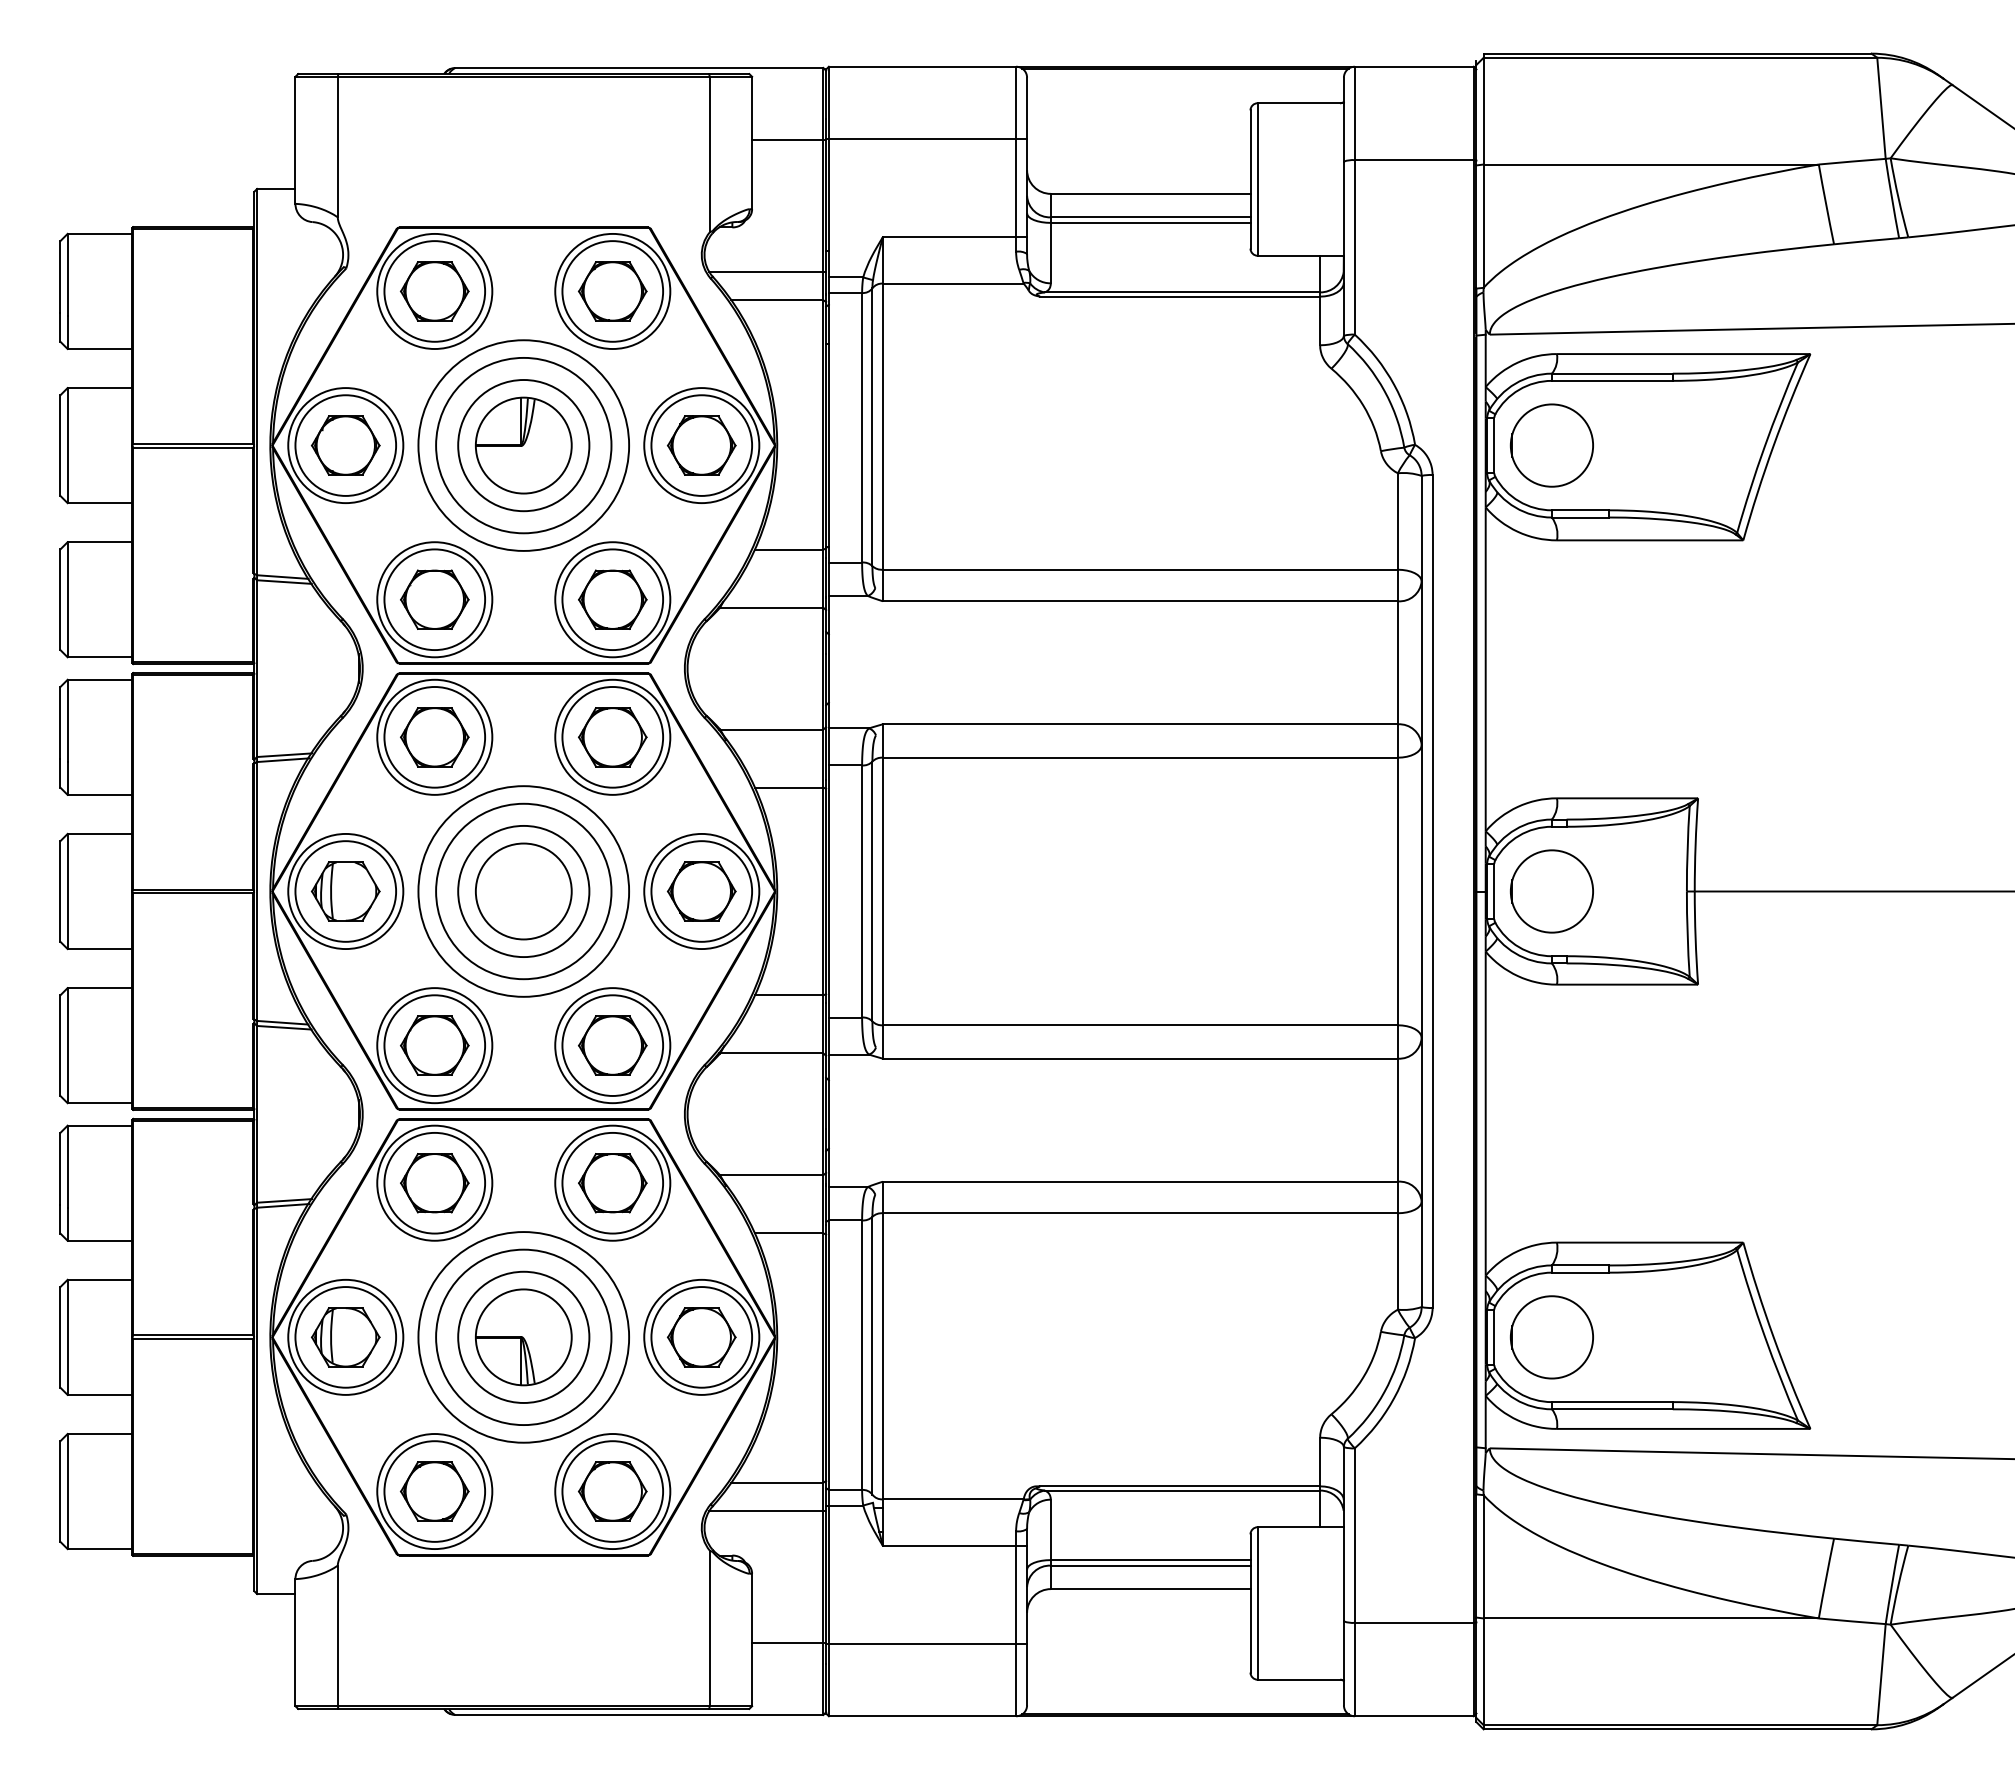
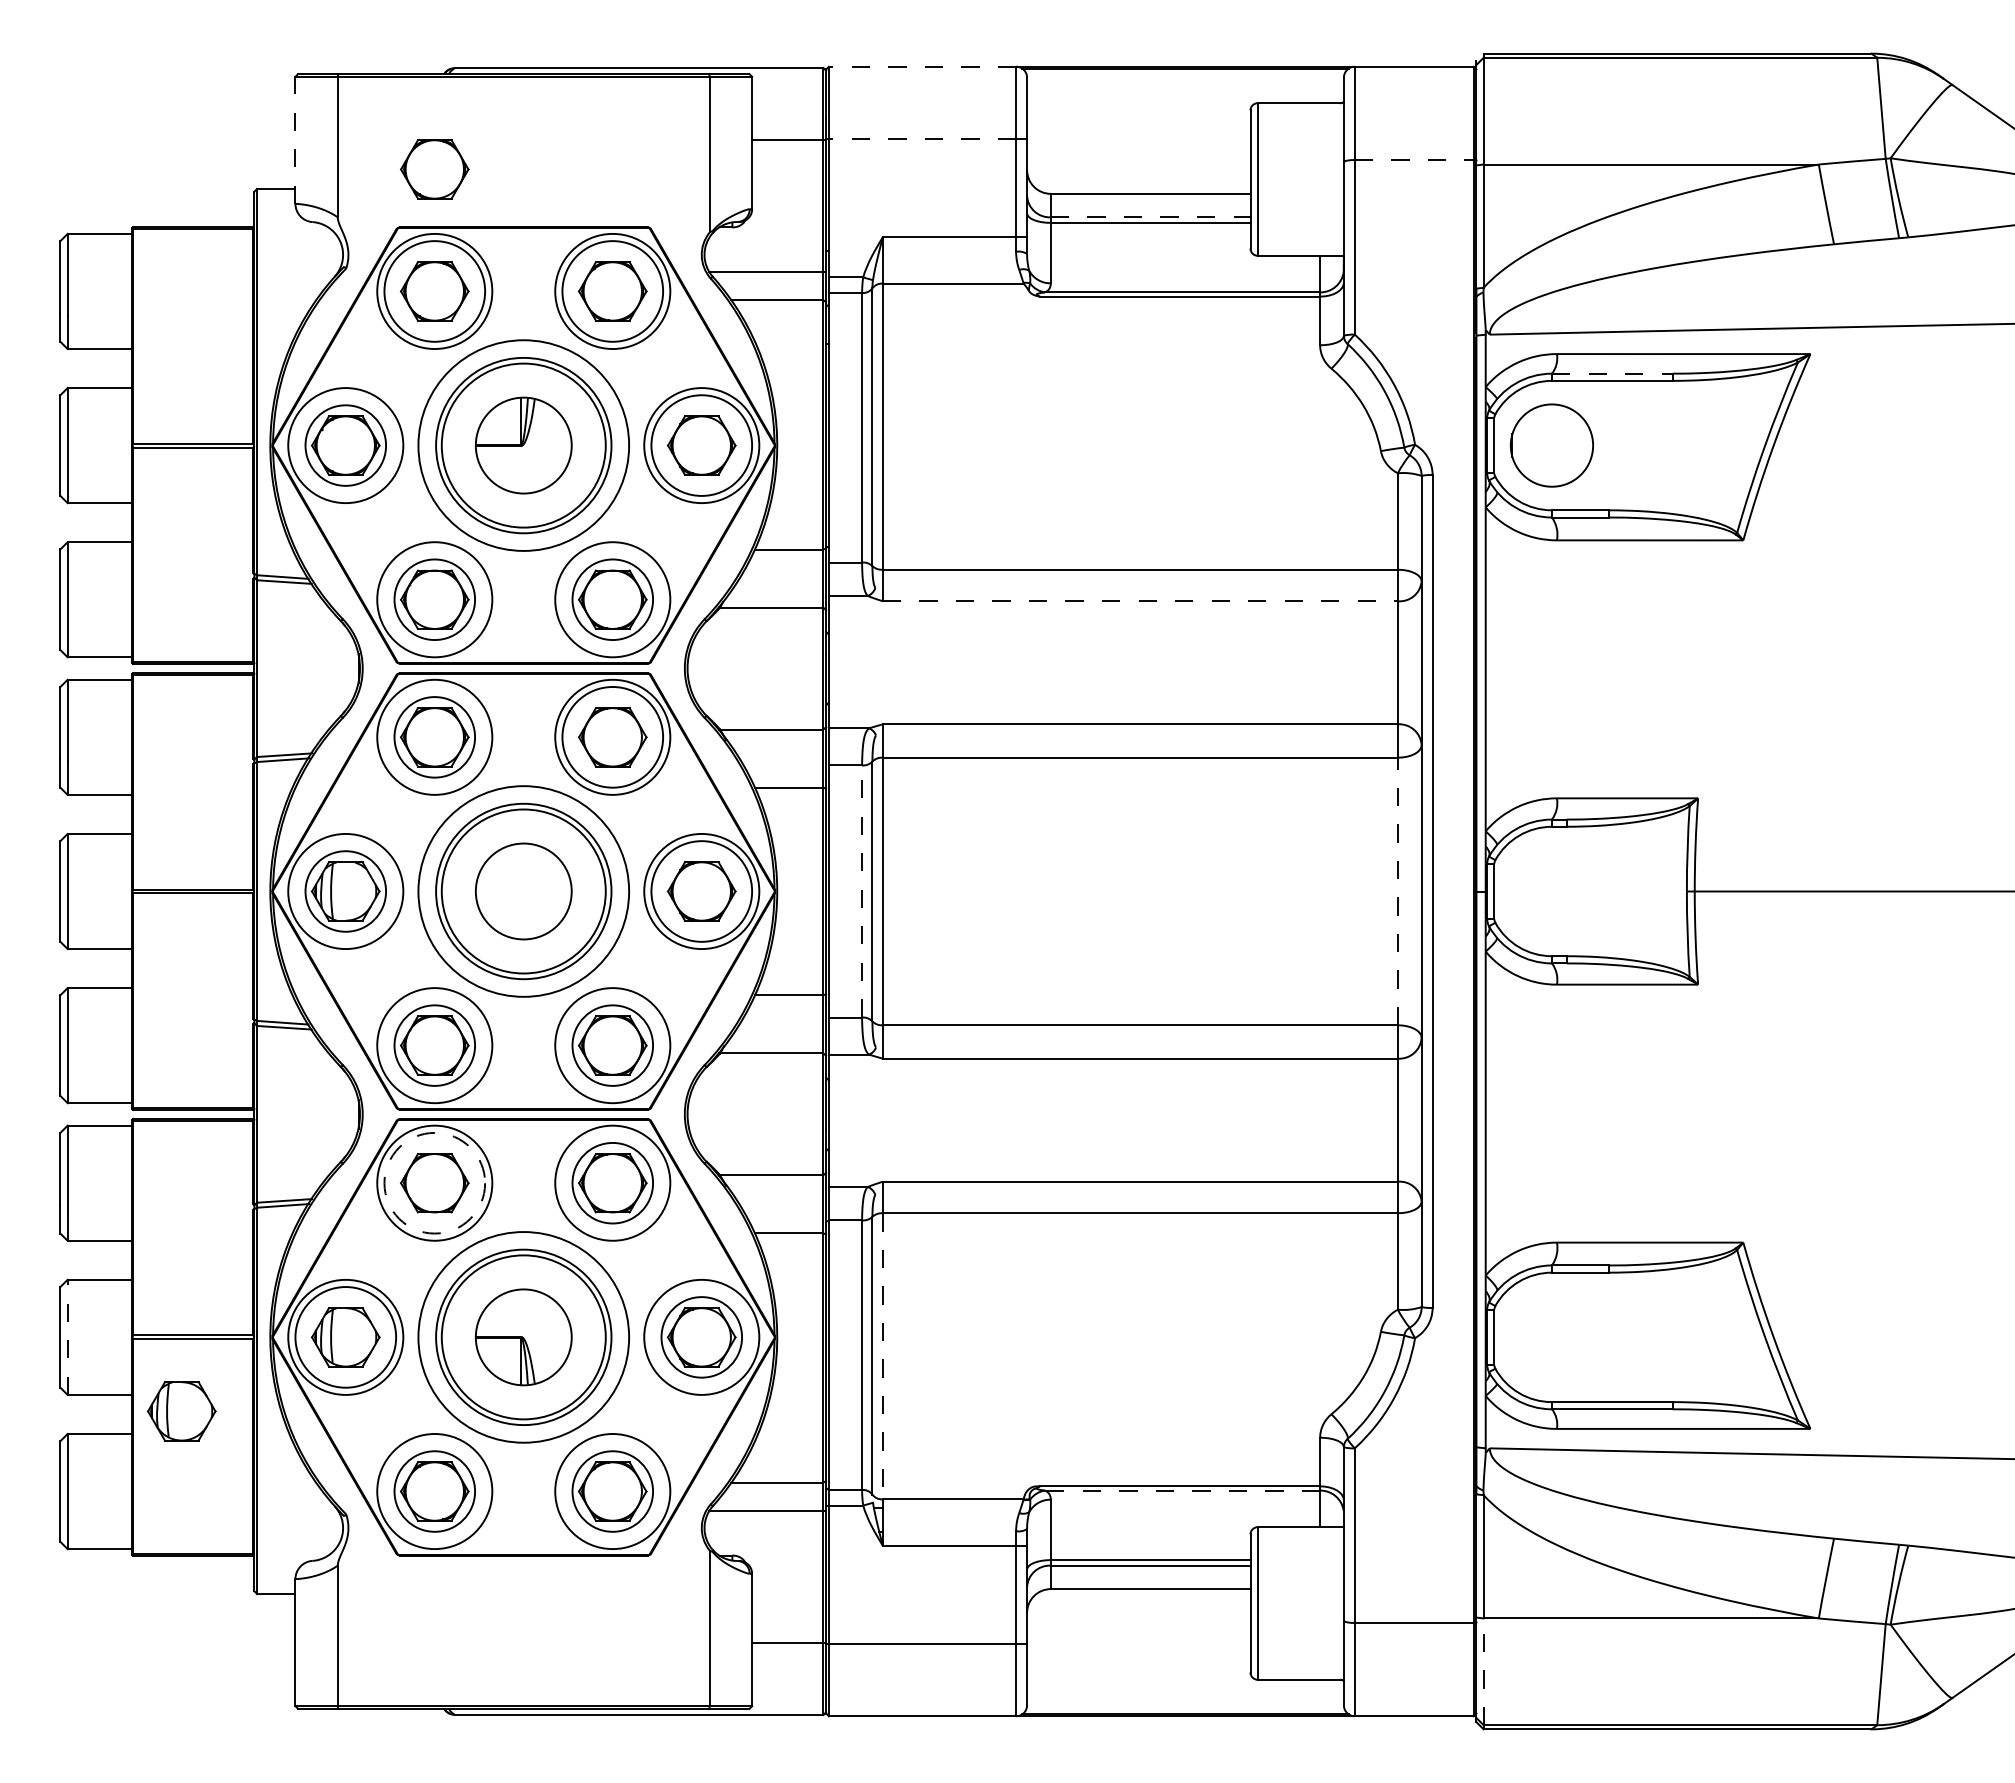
line: solid -> dashed (922, 66)
line: solid -> dashed (922, 138)
line: solid -> dashed (295, 140)
line: solid -> dashed (1414, 160)
part: none -> present (434, 169)
line: solid -> dashed (1150, 217)
line: solid -> dashed (1612, 373)
circle diameter: 101 px -> 81 px (345, 445)
circle diameter: 131 px -> 164 px (523, 445)
circle diameter: 101 px -> 81 px (434, 599)
circle diameter: 101 px -> 81 px (612, 599)
line: solid -> dashed (1140, 601)
circle diameter: 101 px -> 81 px (434, 737)
circle diameter: 101 px -> 81 px (345, 891)
circle diameter: 131 px -> 164 px (523, 891)
line: solid -> dashed (862, 891)
line: solid -> dashed (1397, 891)
circle: present -> none (1551, 891)
circle diameter: 101 px -> 81 px (434, 1045)
circle diameter: 101 px -> 81 px (612, 1045)
circle: solid -> dashed (434, 1182)
circle diameter: 101 px -> 81 px (612, 1182)
circle diameter: 131 px -> 164 px (523, 1337)
line: solid -> dashed (67, 1337)
circle diameter: 101 px -> 81 px (701, 1337)
circle: present -> none (1551, 1337)
line: solid -> dashed (882, 1356)
part: none -> present (181, 1411)
line: solid -> dashed (1182, 1490)
circle diameter: 101 px -> 81 px (434, 1491)
circle diameter: 101 px -> 81 px (612, 1491)
line: solid -> dashed (1483, 1671)
